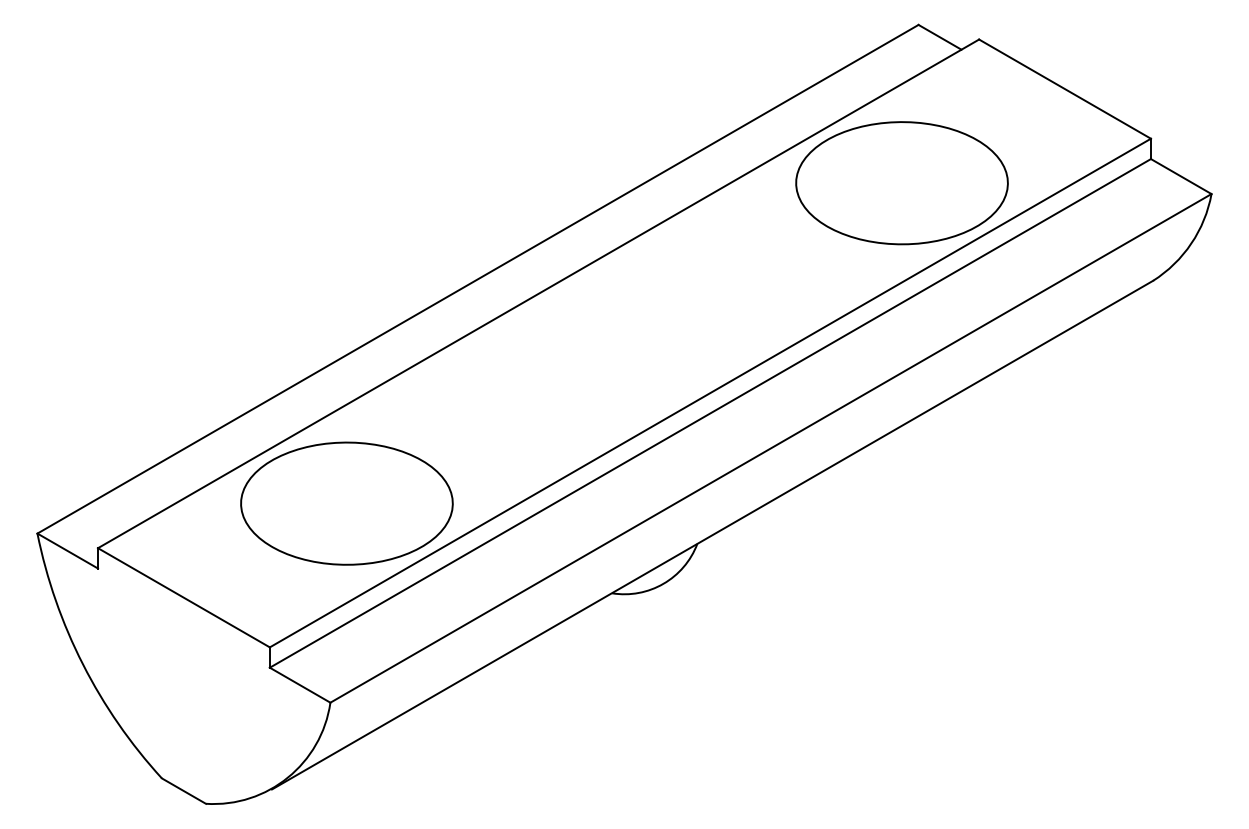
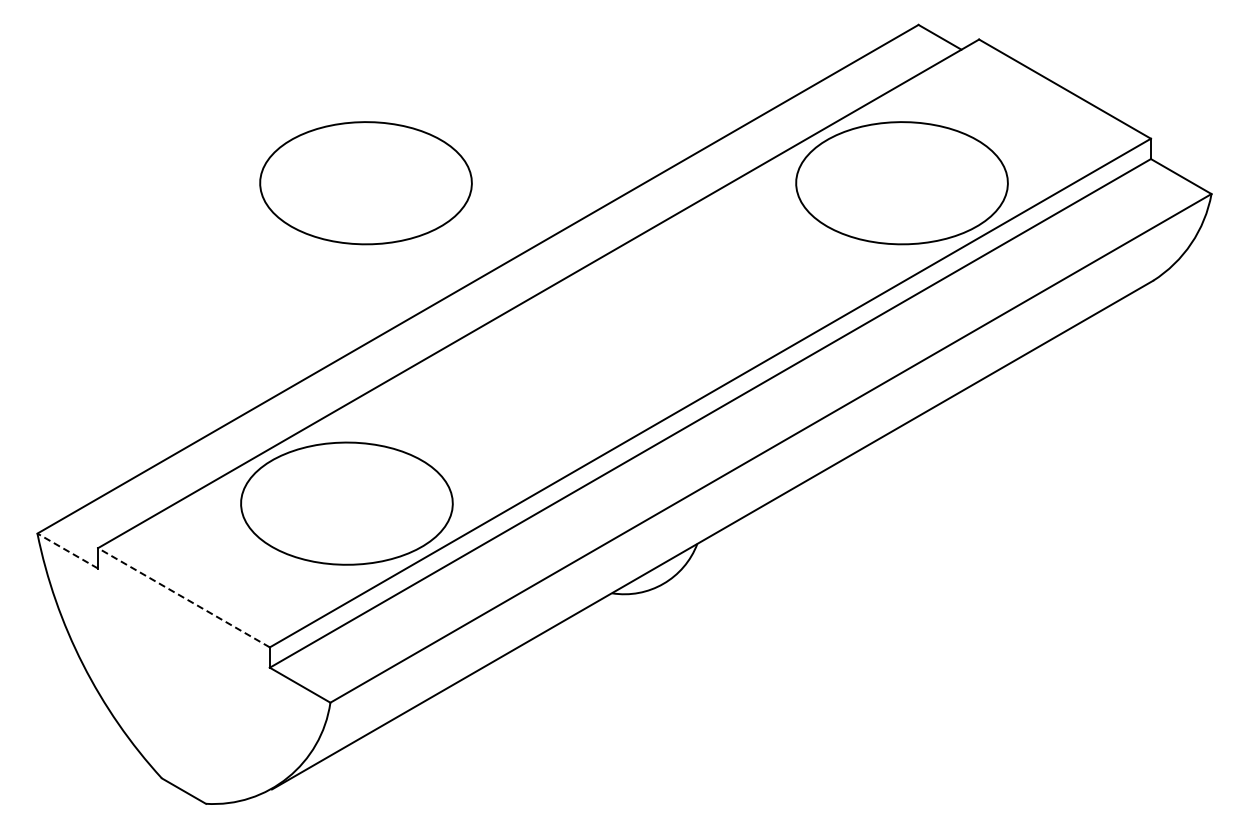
part: none -> present (365, 183)
line: solid -> dashed (67, 551)
line: solid -> dashed (183, 597)
